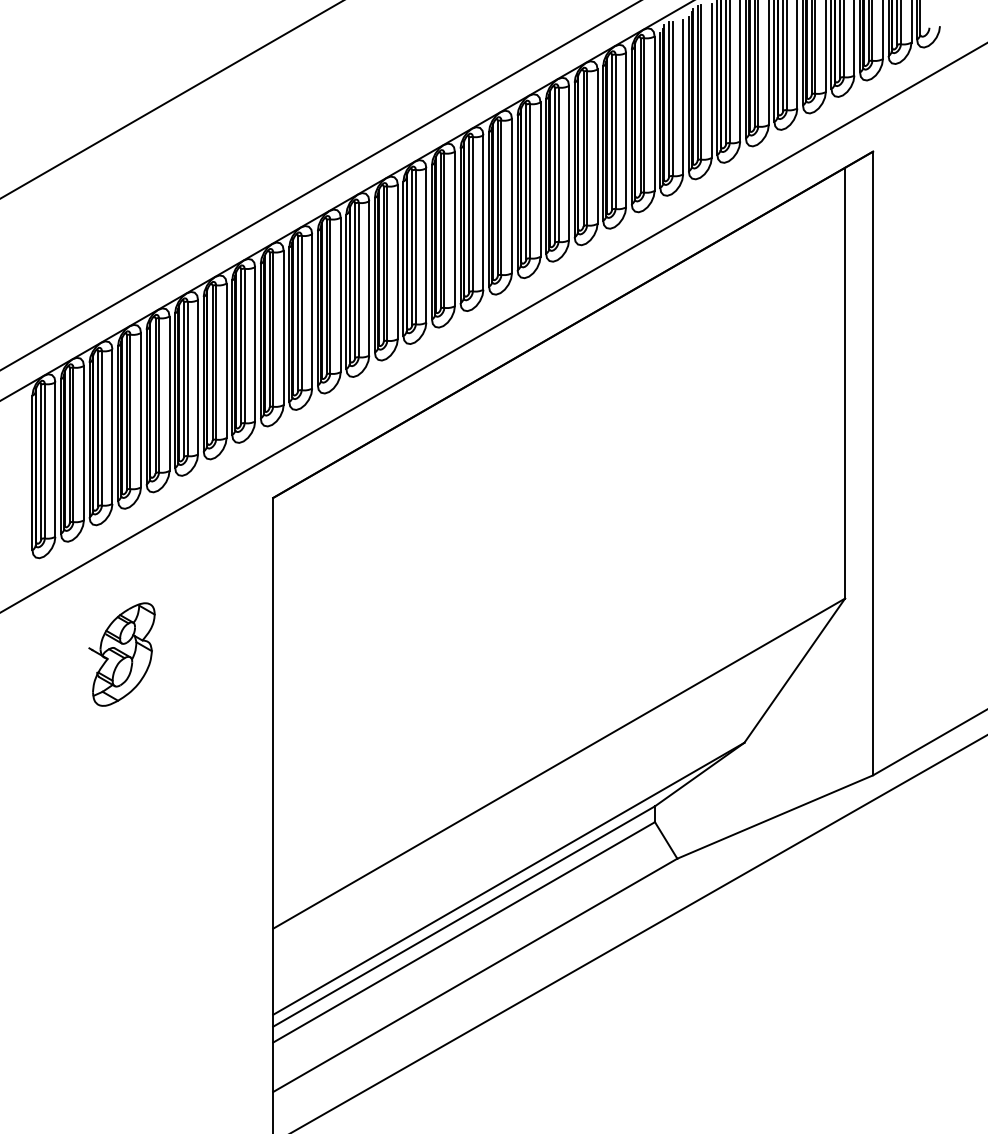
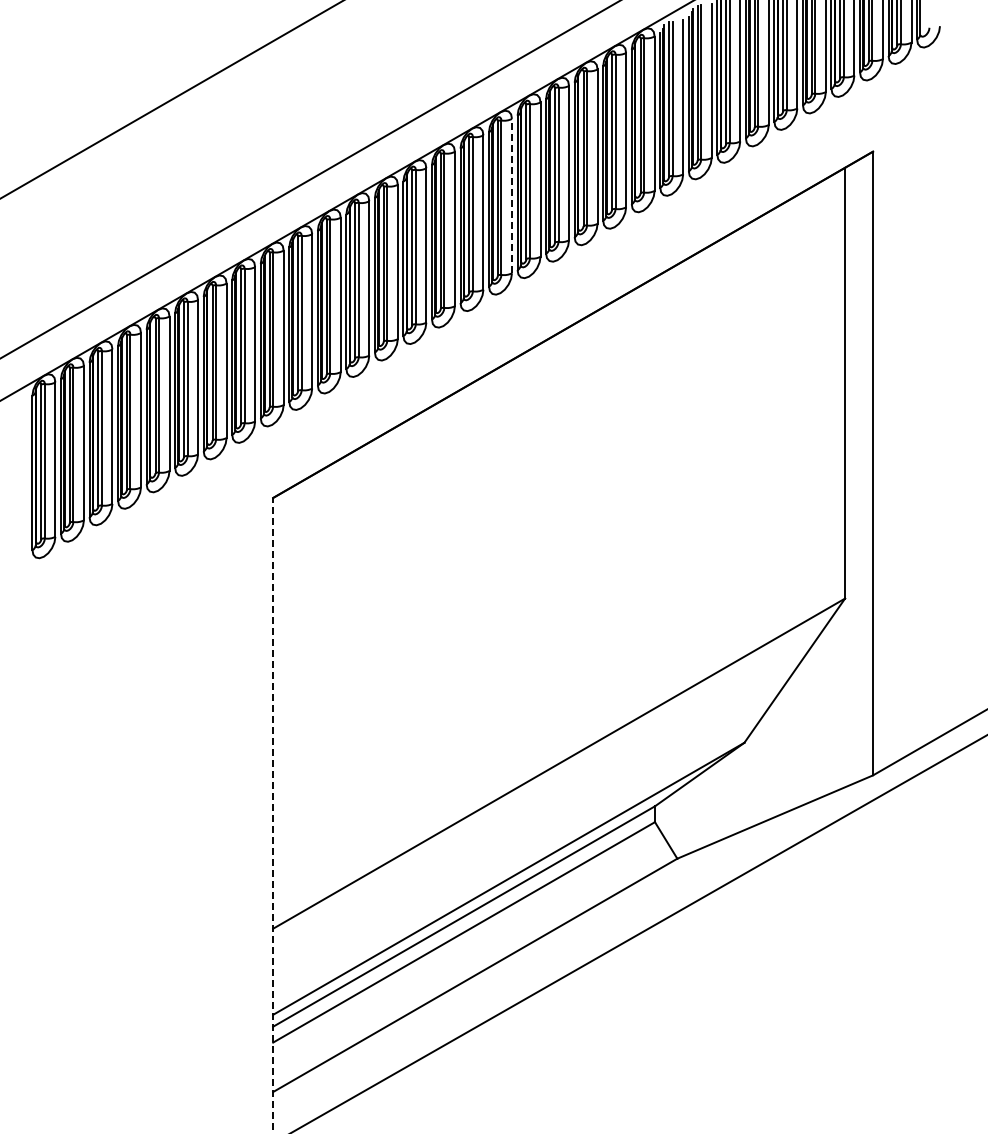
line position: (319, 185) -> (309, 179) (309, 179)
line: solid -> dashed (511, 195)
line: present -> none (493, 327)
part: present -> none (121, 654)
line: solid -> dashed (273, 815)
